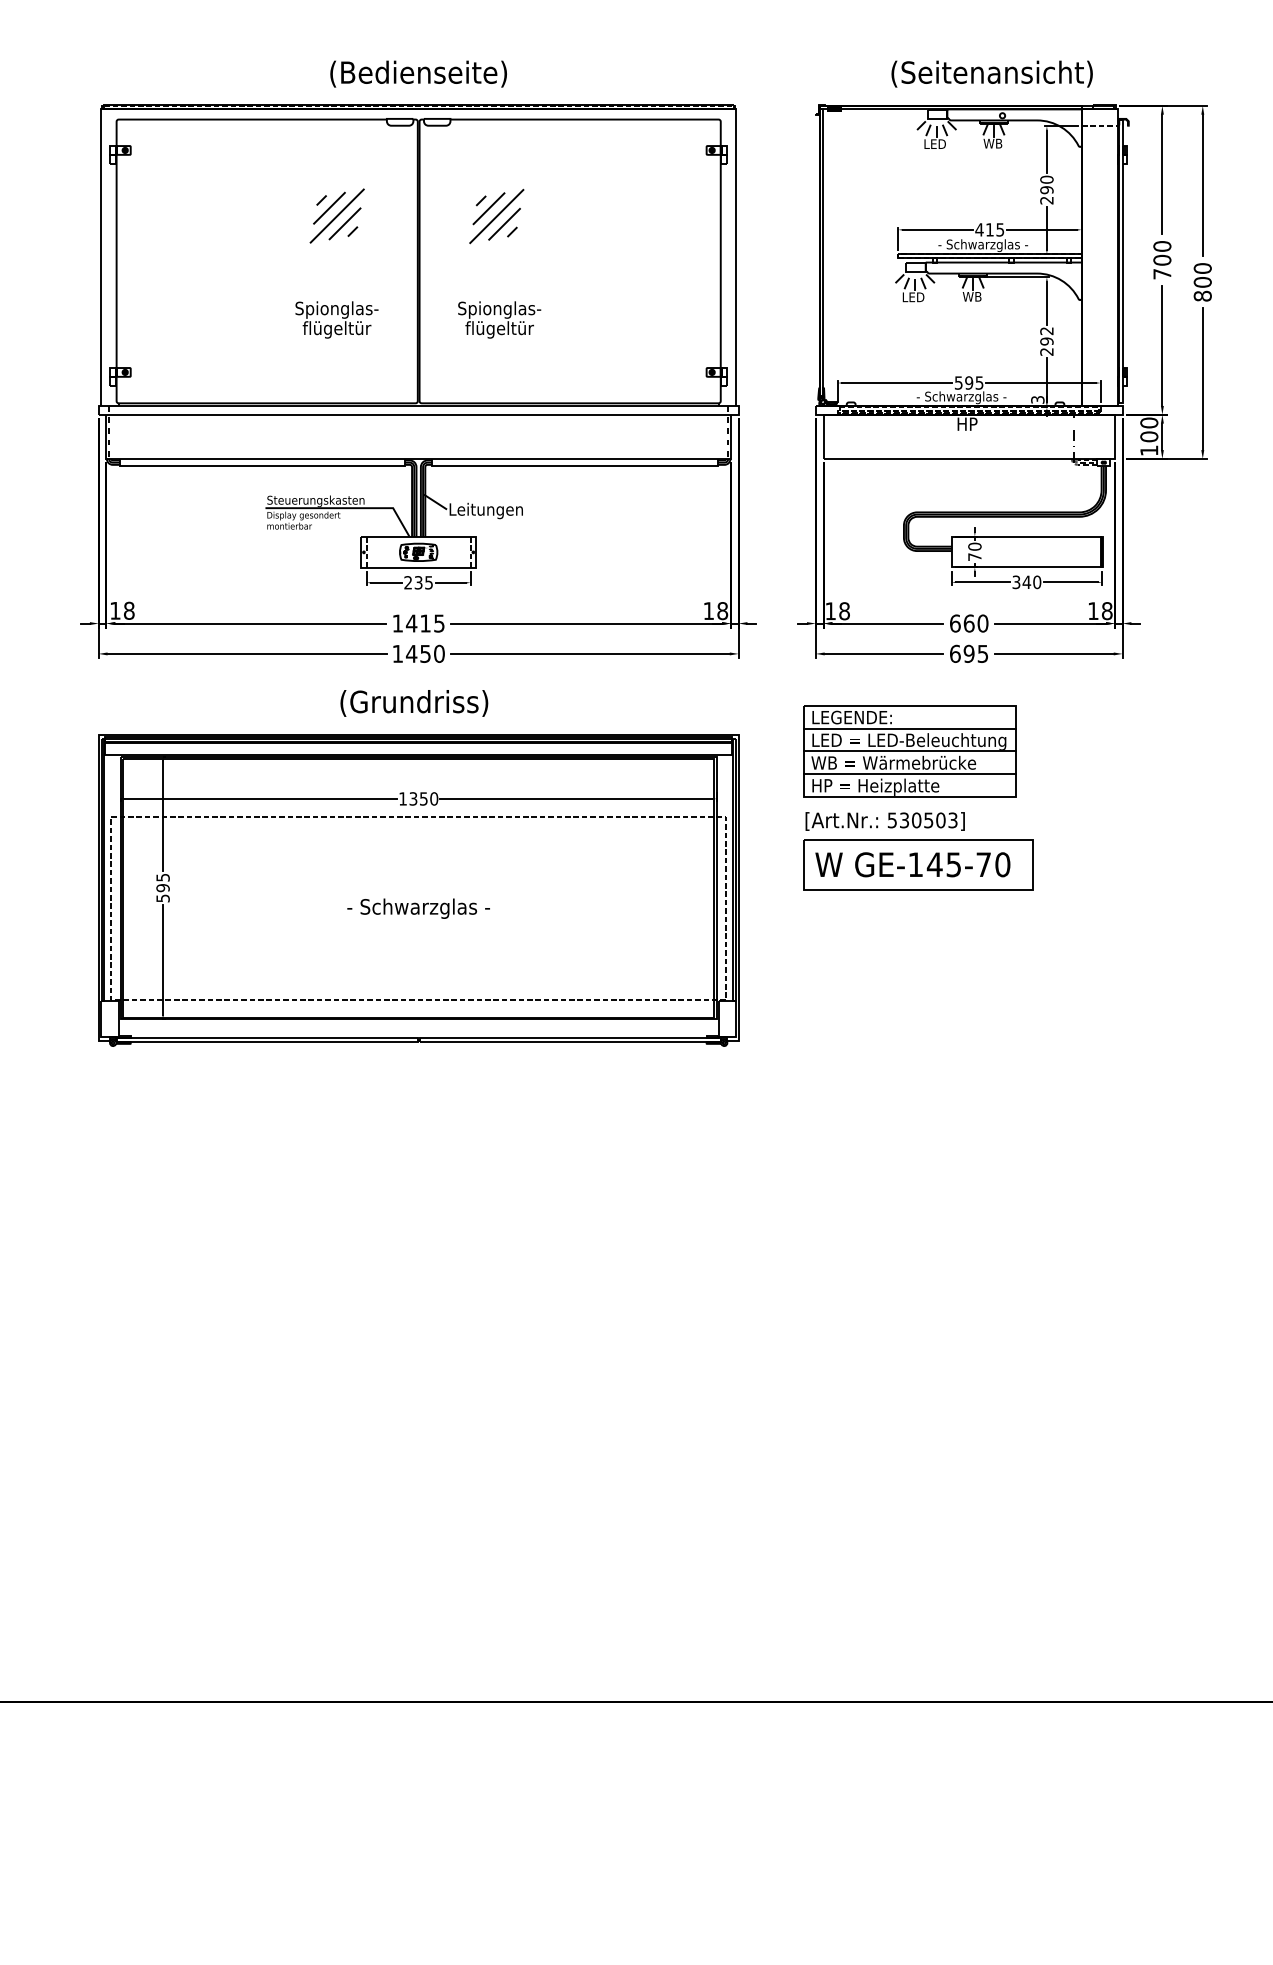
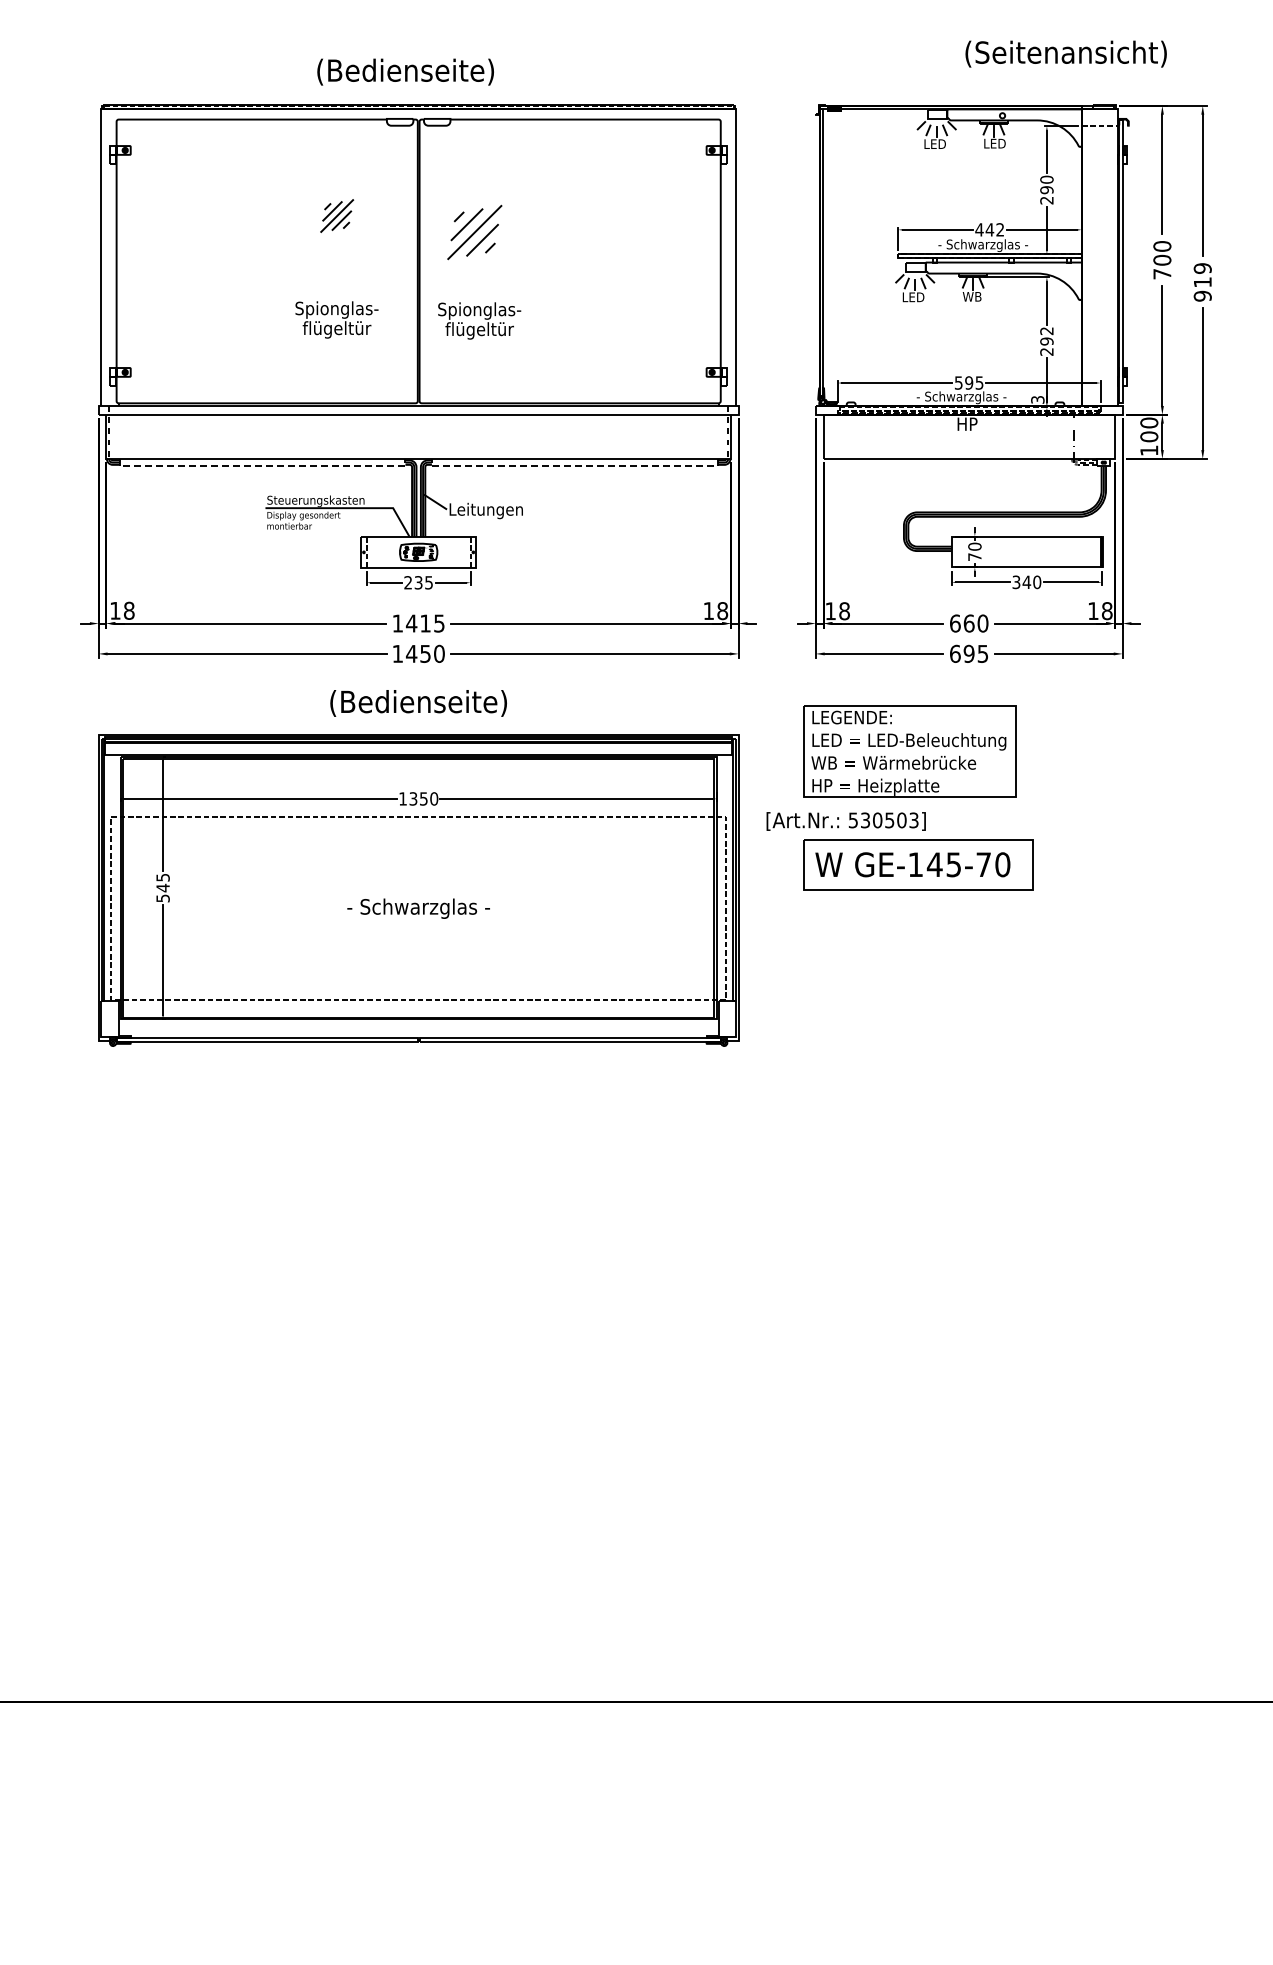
text position: (418, 73) -> (405, 71) (405, 71)
text position: (991, 73) -> (1065, 53) (1065, 53)
text: WB -> LED (994, 143)
part size: 56x56 px -> 35x34 px (337, 215)
part position: (496, 216) -> (474, 232) (474, 232)
text: 415 -> 442 (994, 229)
text: 800 -> 919 (1202, 282)
text position: (499, 319) -> (479, 320) (479, 320)
line: solid -> dashed (262, 466)
line: solid -> dashed (574, 466)
text: (Grundriss) -> (Bedienseite) (418, 703)
line: present -> none (909, 728)
line: present -> none (909, 751)
line: present -> none (909, 774)
text position: (884, 821) -> (845, 821) (845, 821)
text: 595 -> 545 (162, 887)
